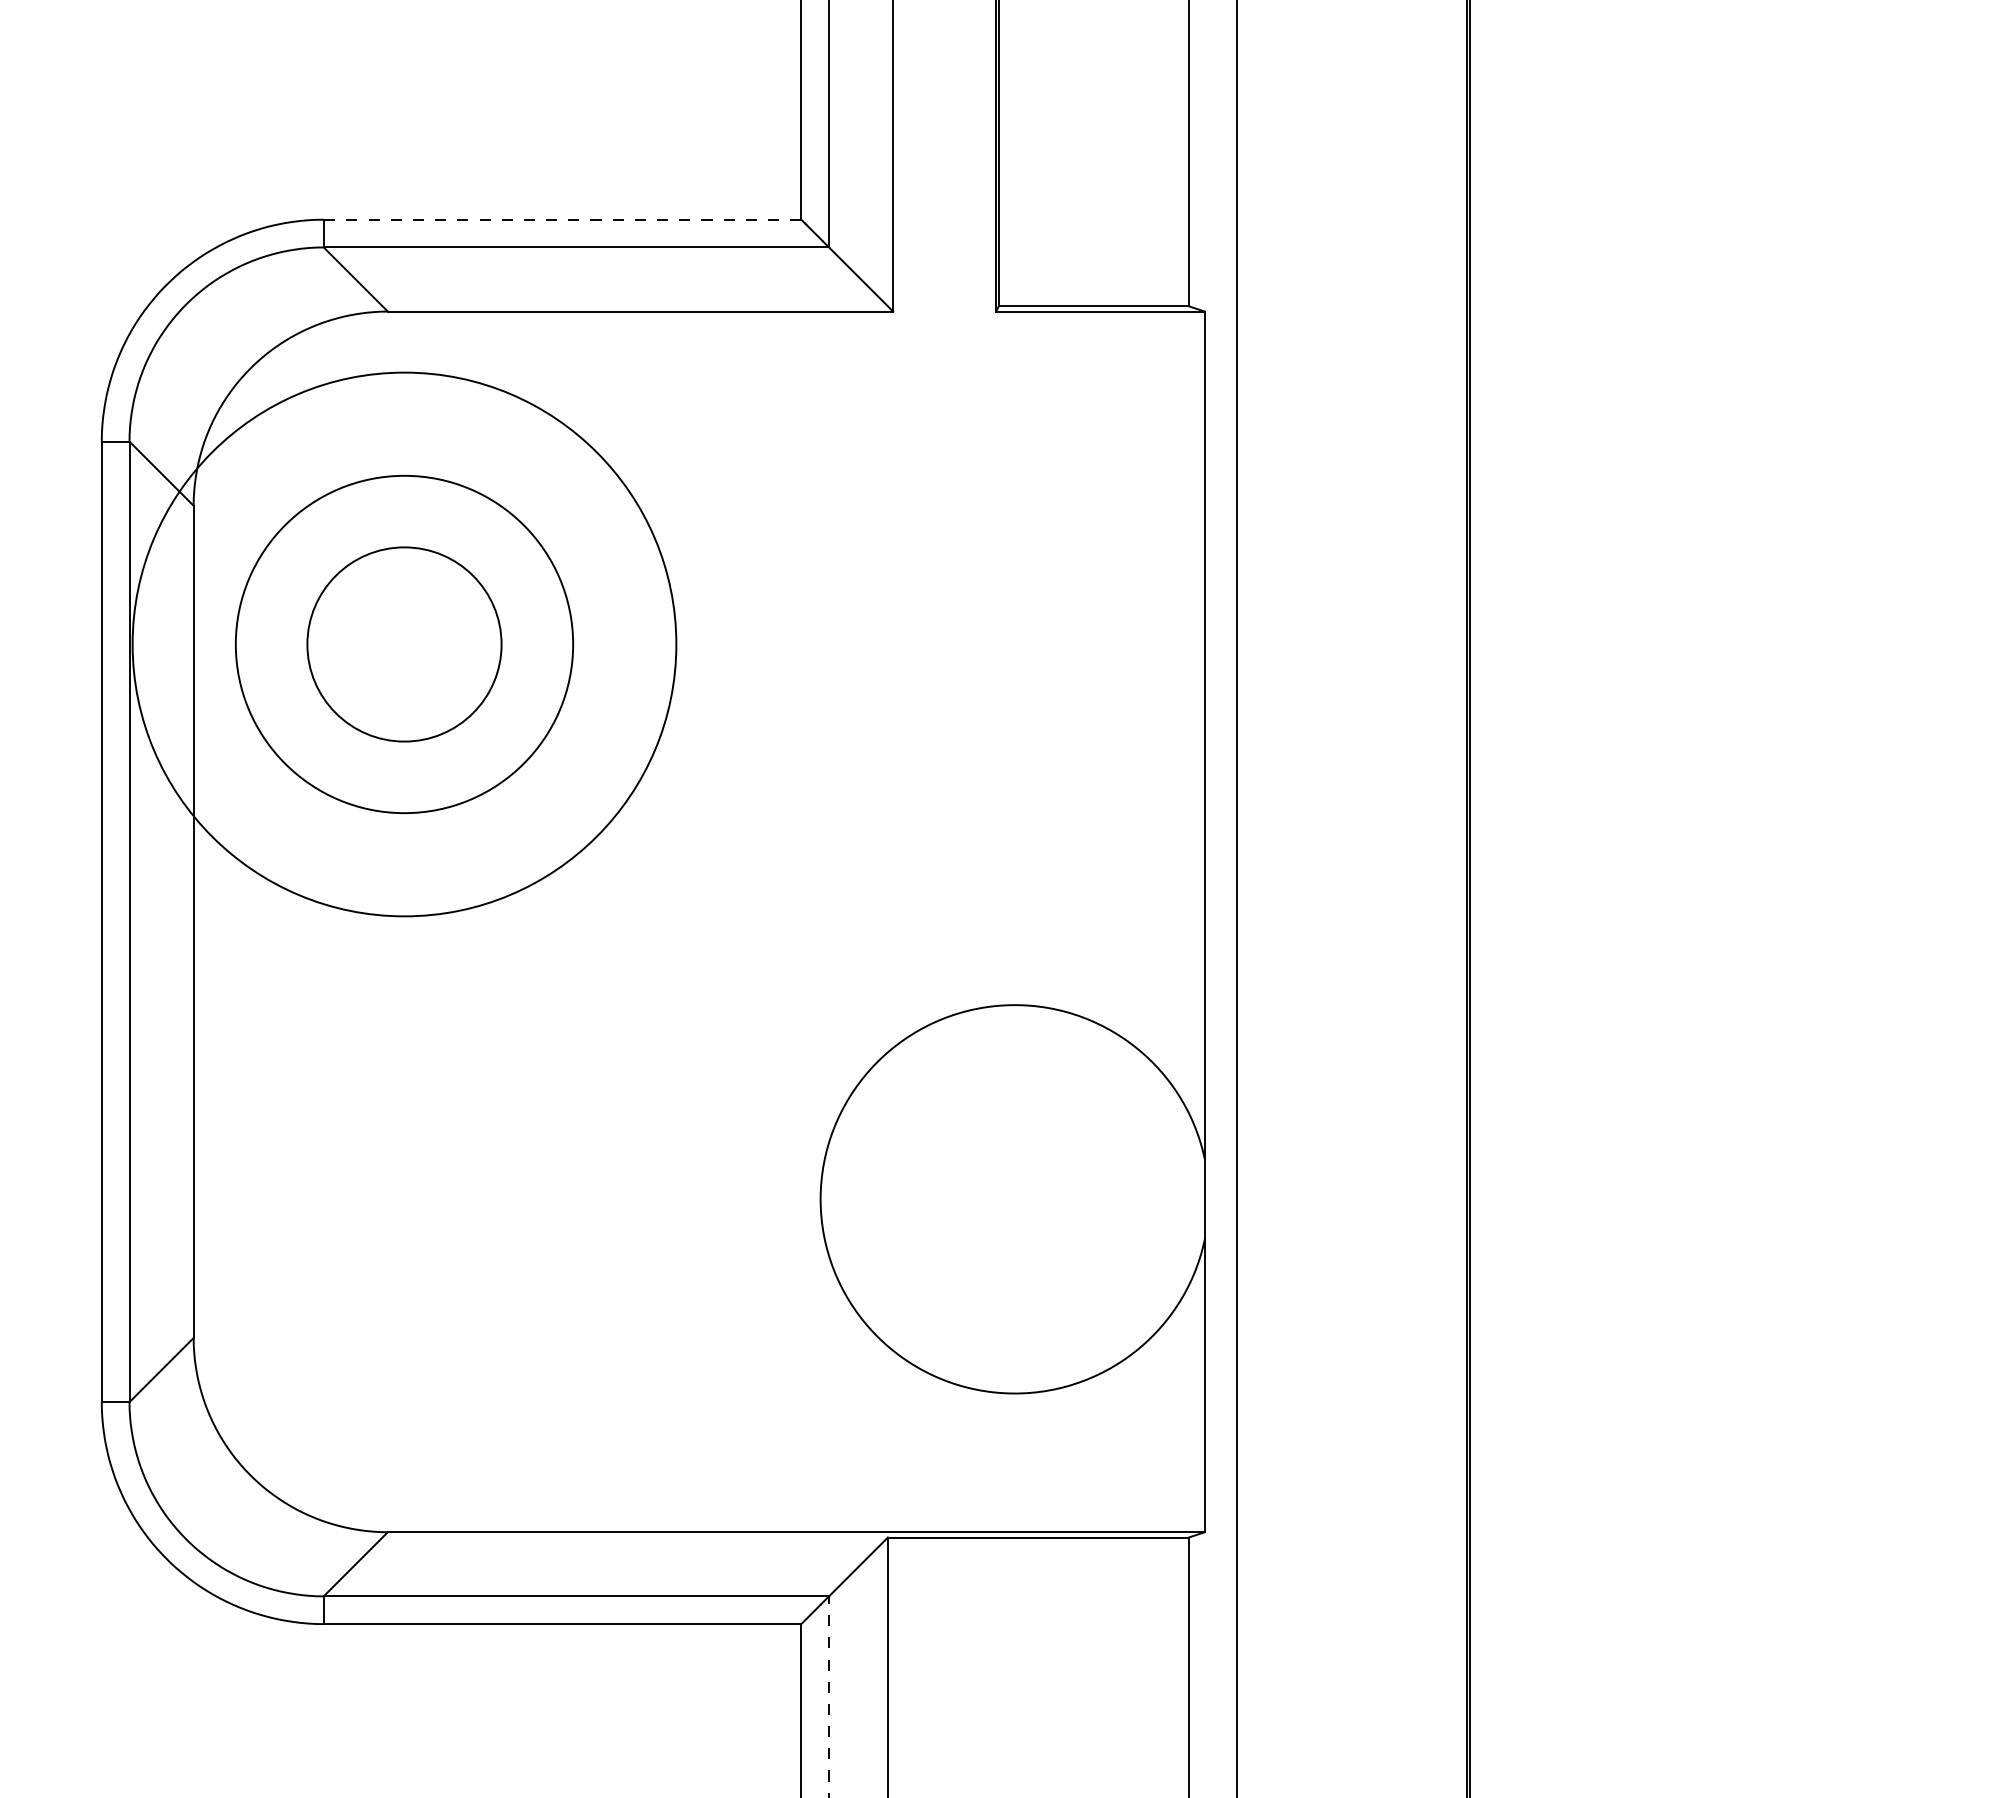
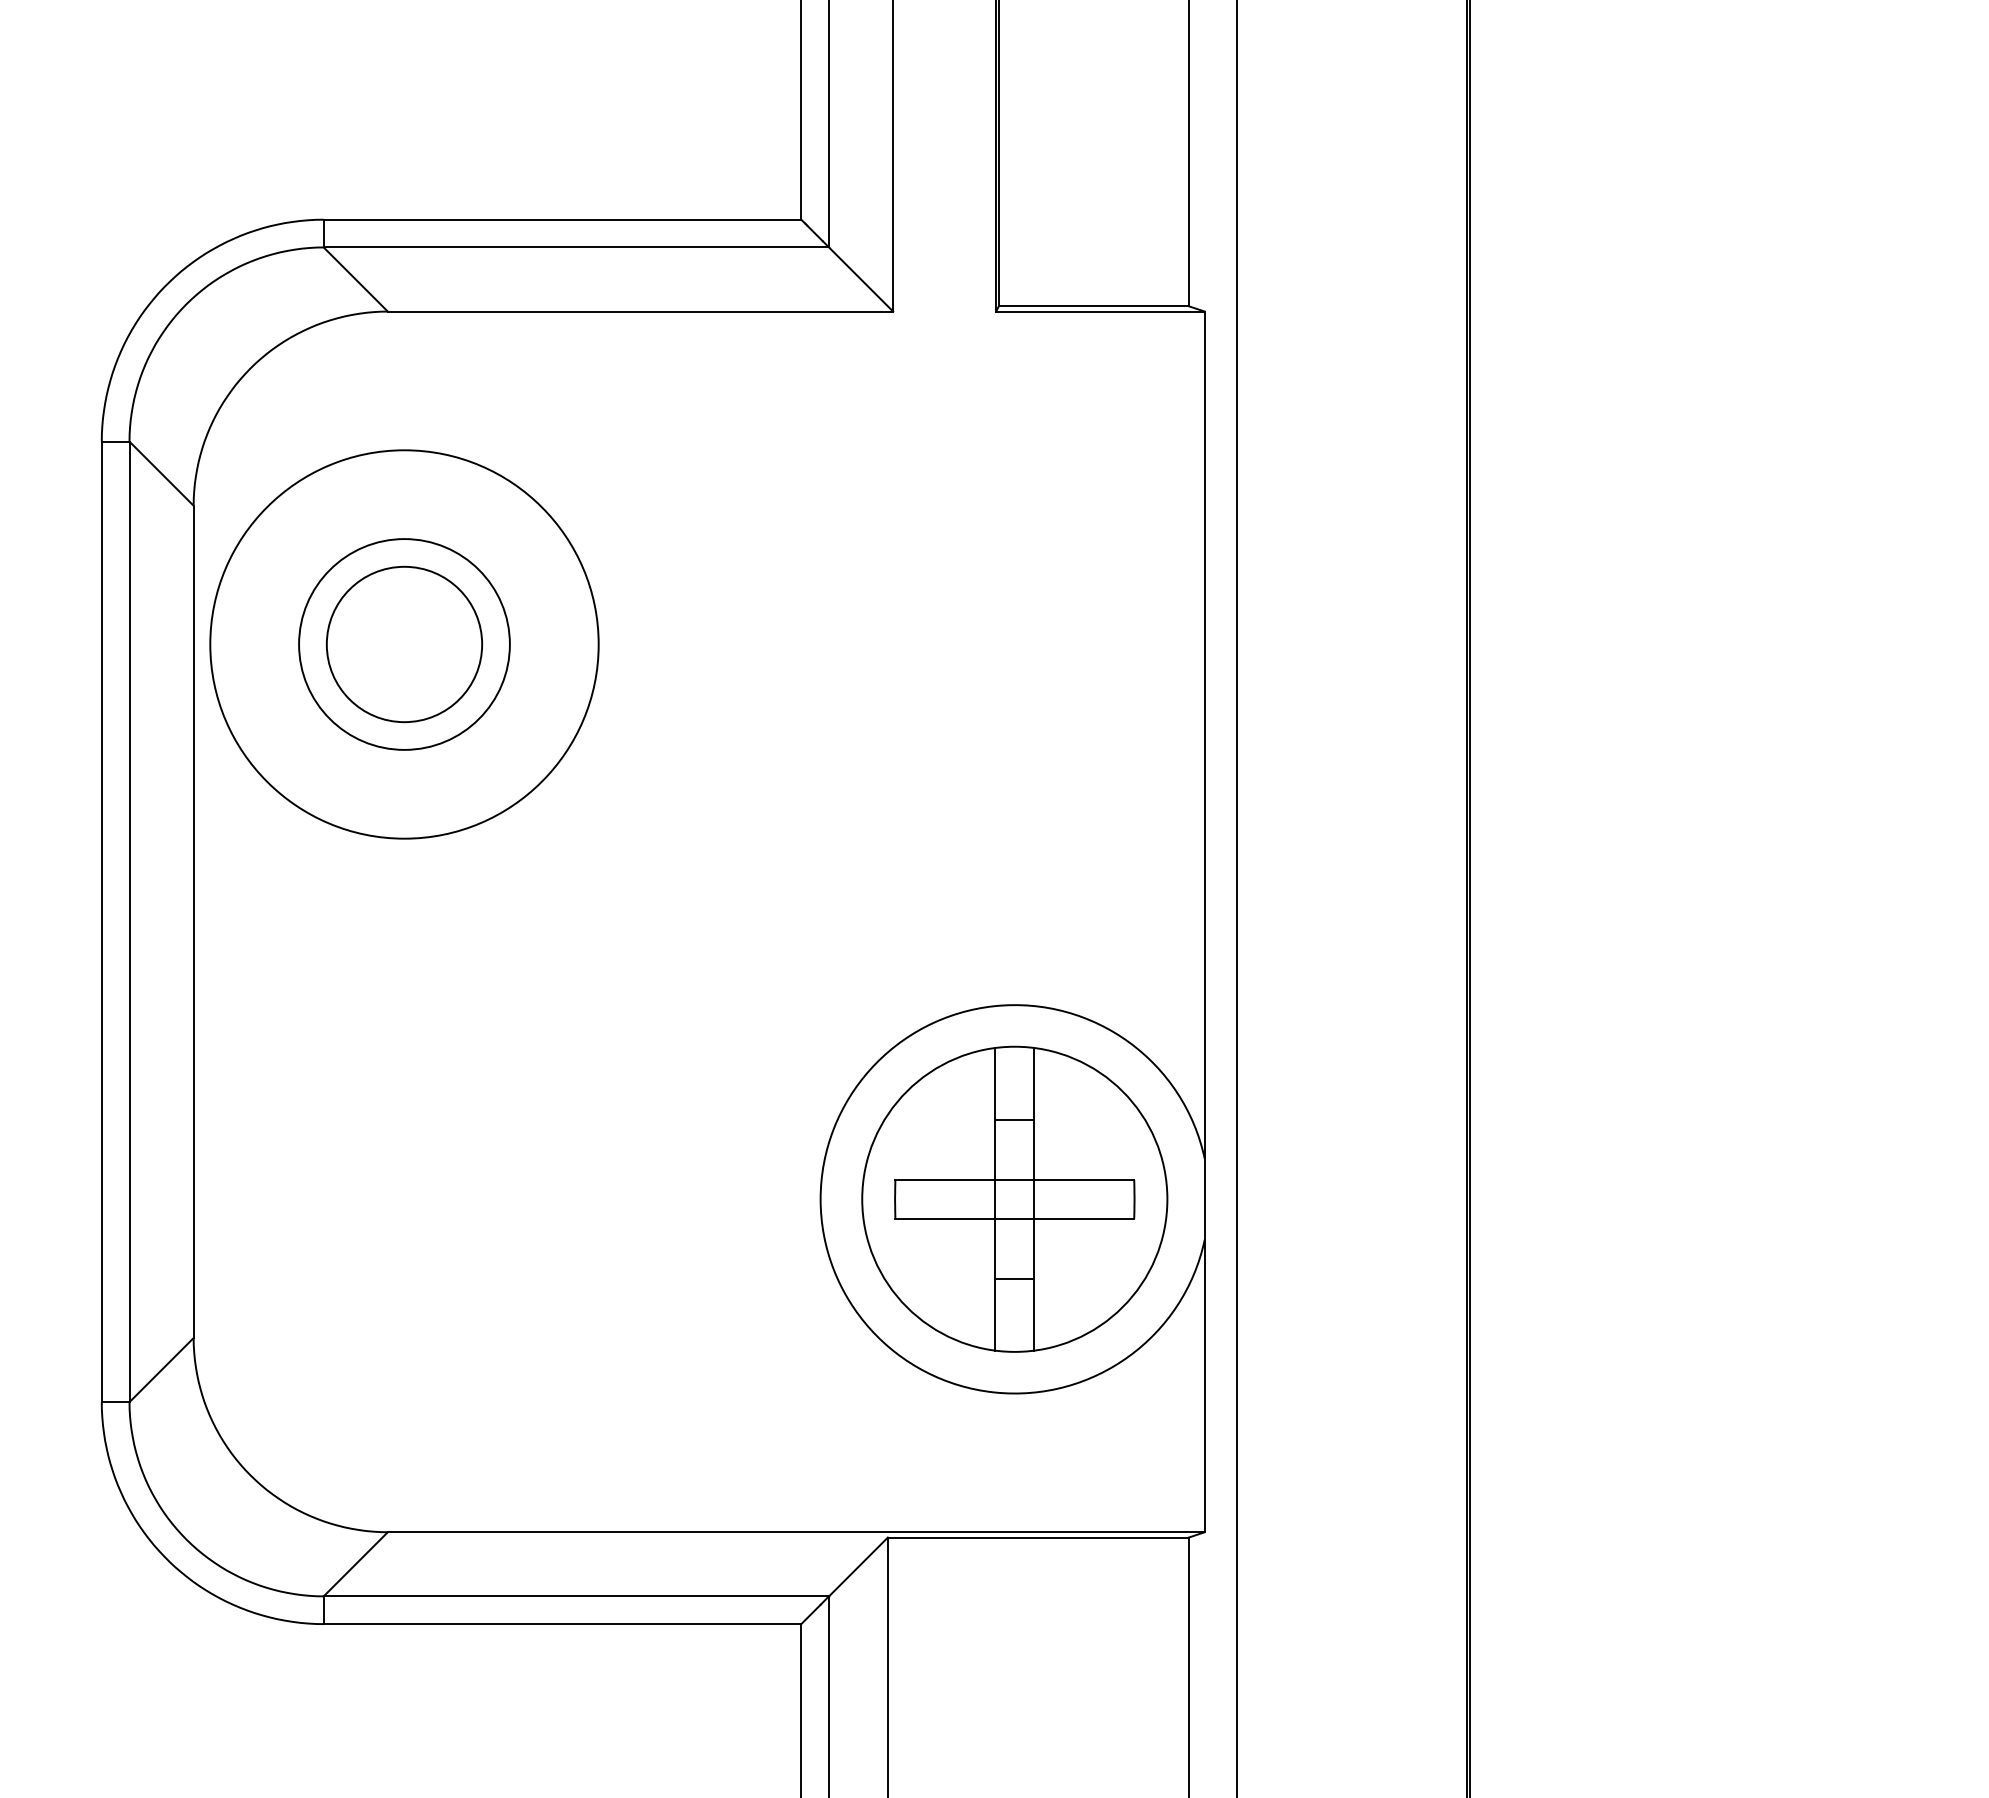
line: dashed -> solid (562, 219)
circle diameter: 194 px -> 155 px (404, 644)
circle diameter: 337 px -> 211 px (404, 644)
circle diameter: 544 px -> 388 px (404, 644)
part: none -> present (1014, 1198)
line: dashed -> solid (829, 1696)
